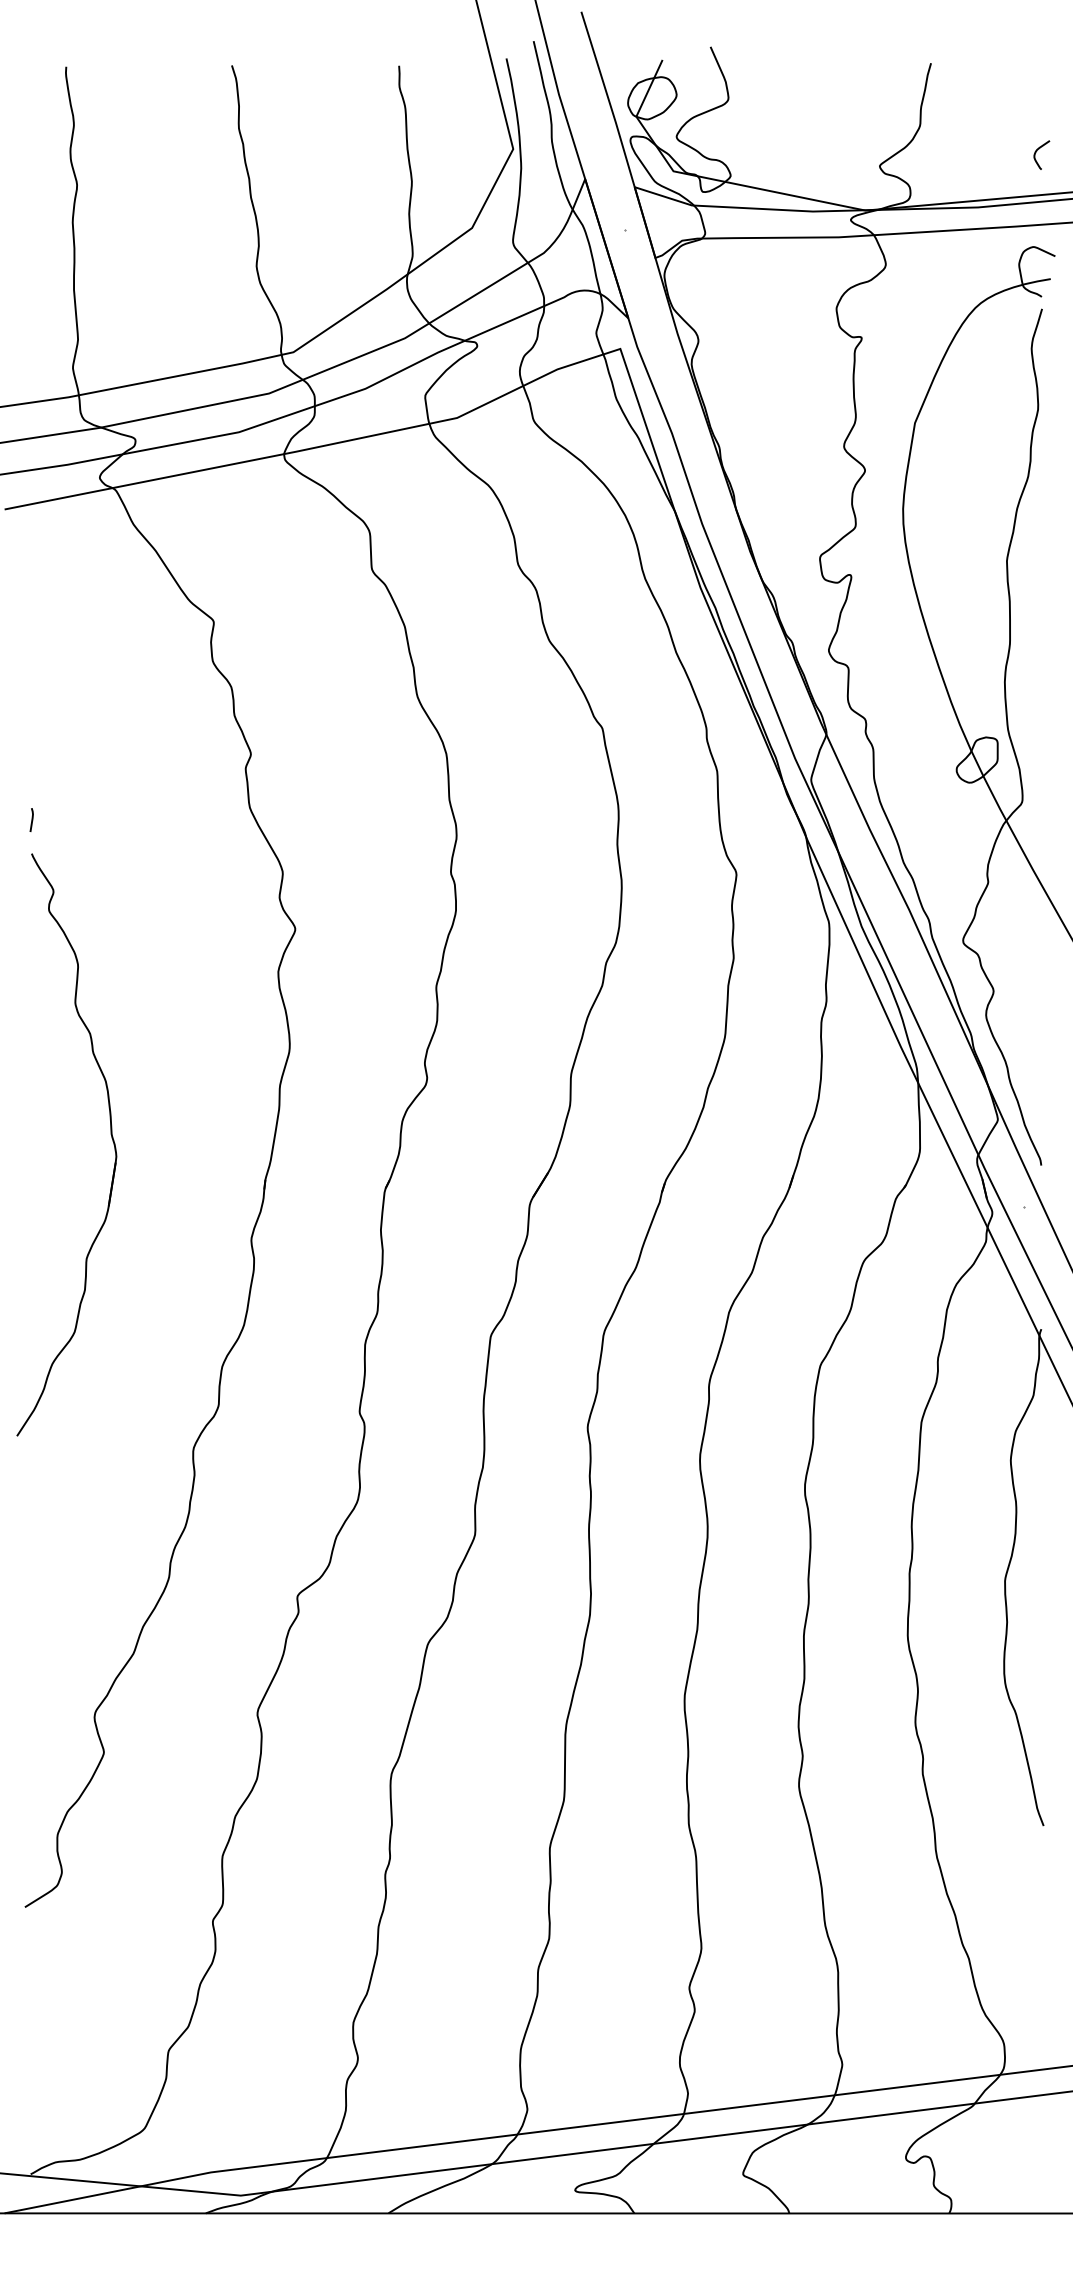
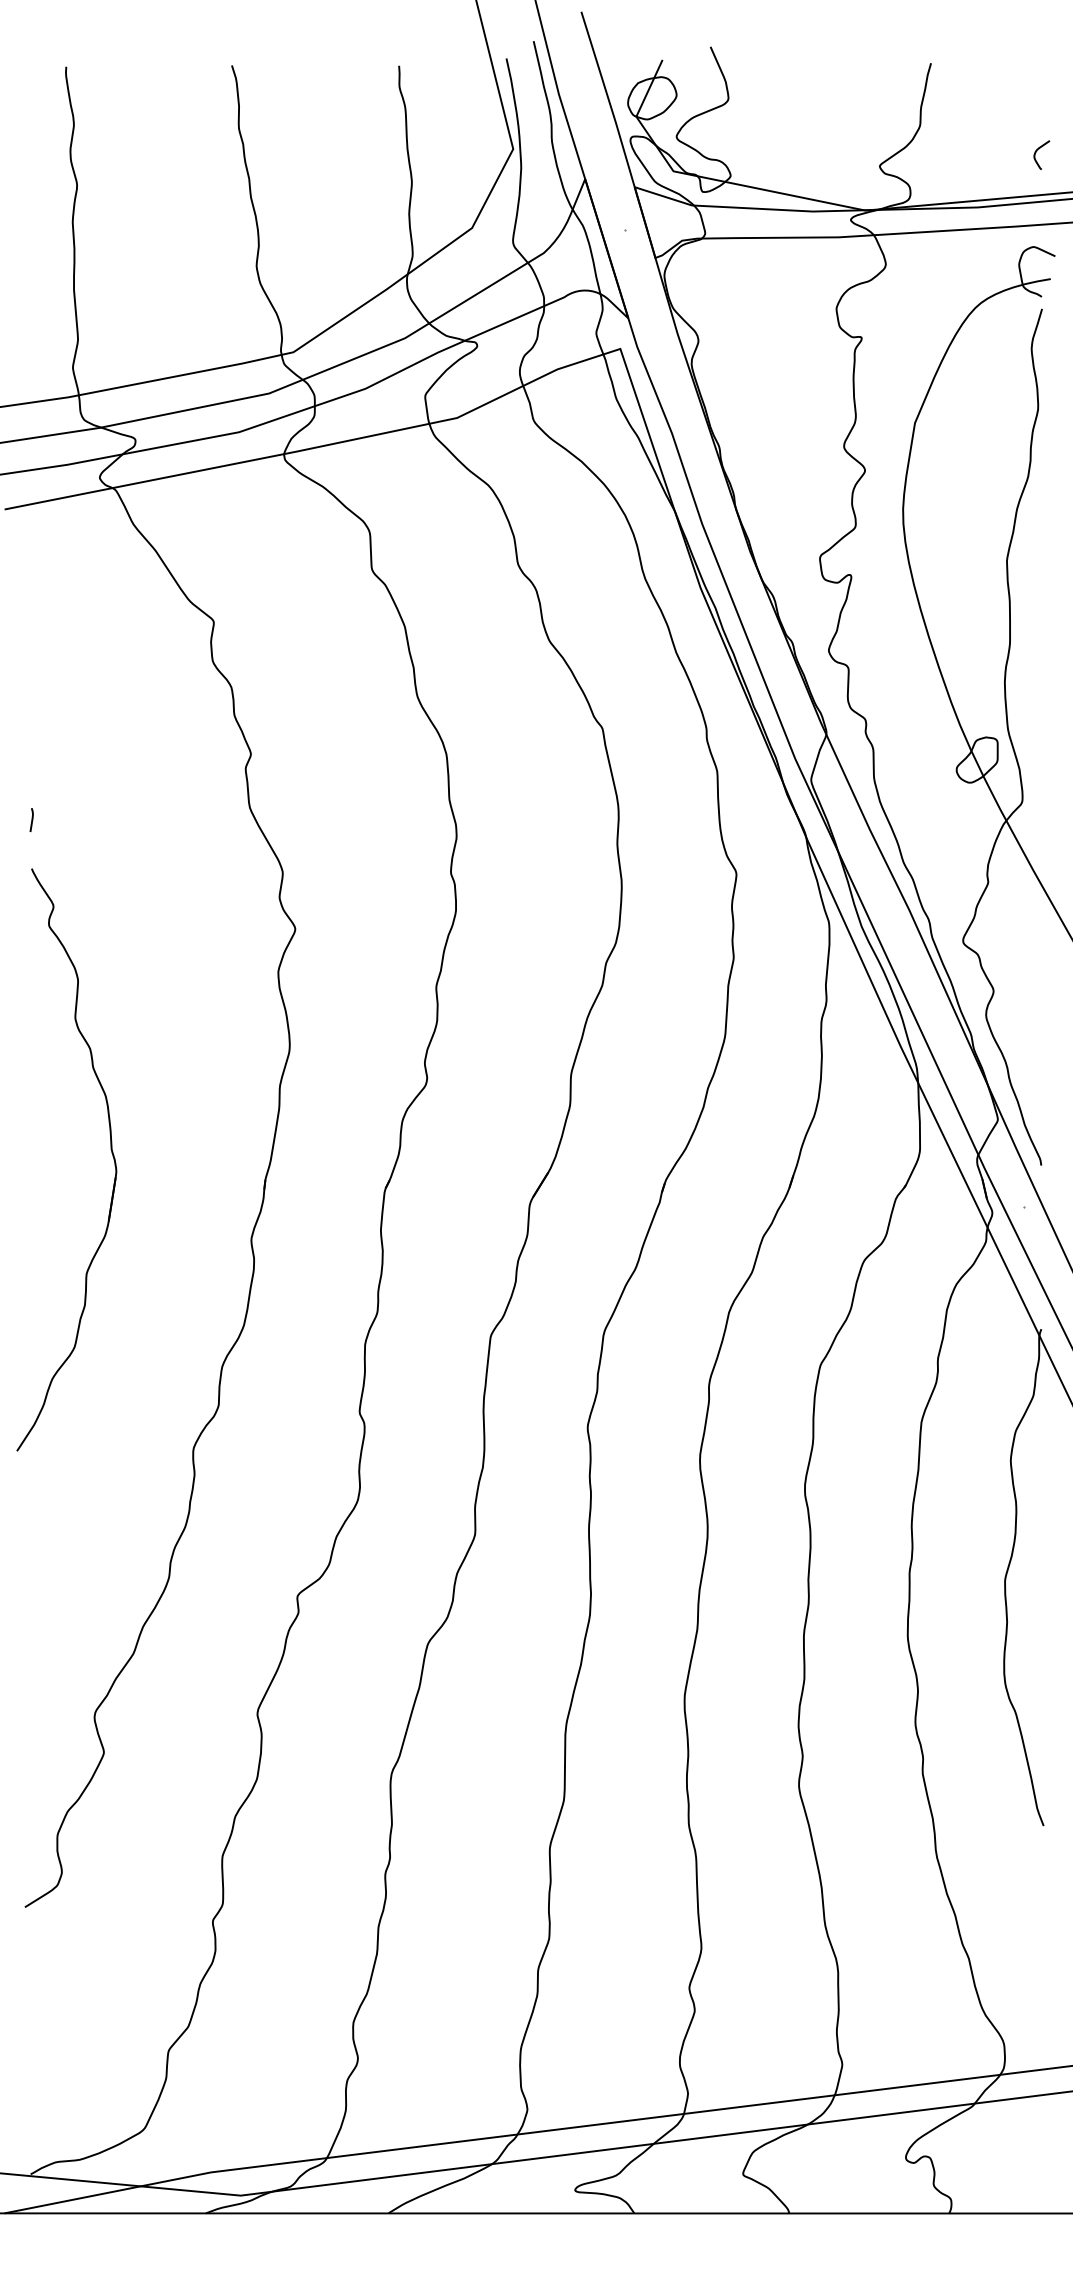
part position: (110, 1134) -> (110, 1149) (110, 1149)
